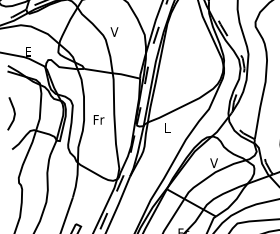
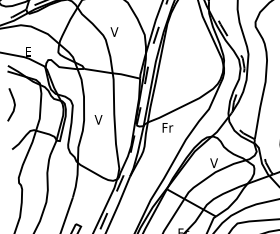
line position: (13, 112) -> (13, 103) (13, 103)
text: Fr -> V (98, 119)
text: L -> Fr (167, 127)
